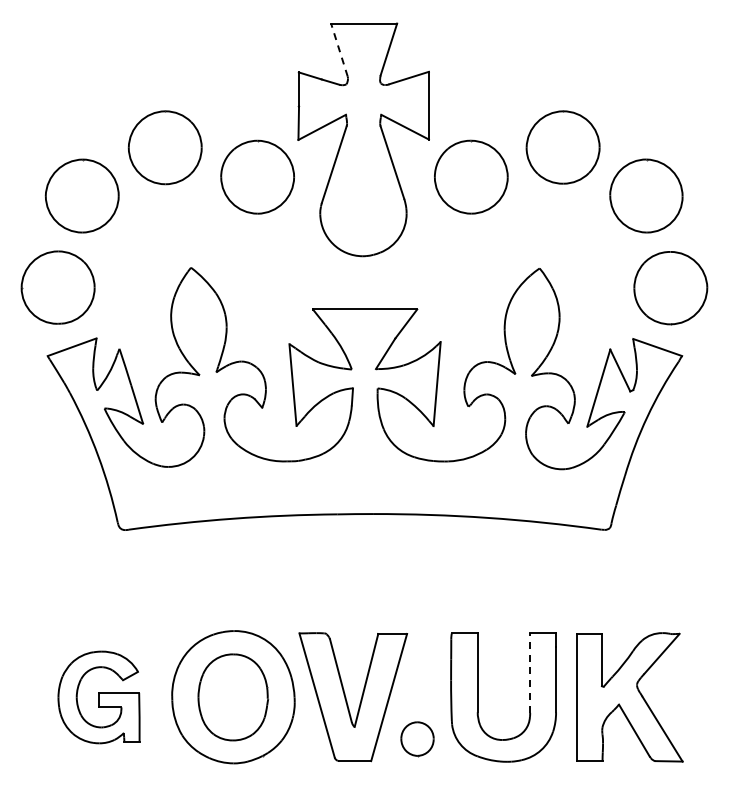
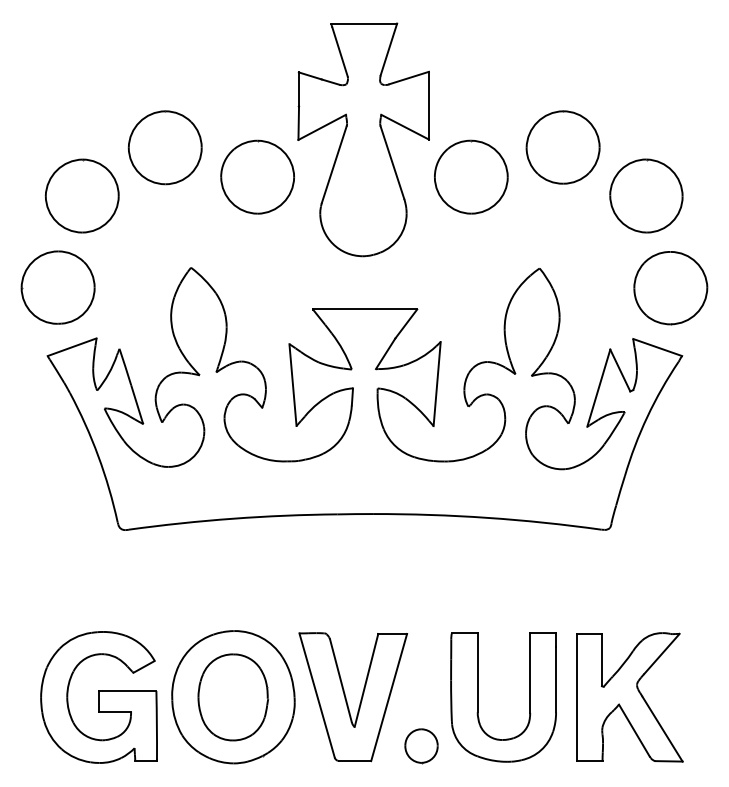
line: dashed -> solid (340, 52)
line: dashed -> solid (530, 673)
part size: 84x95 px -> 118x133 px (98, 697)
part position: (417, 739) -> (421, 746) (421, 746)
